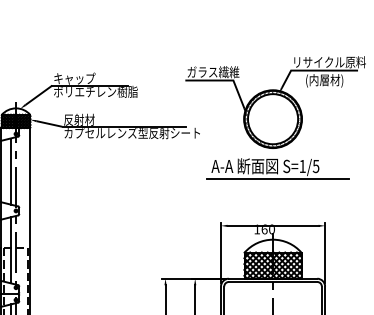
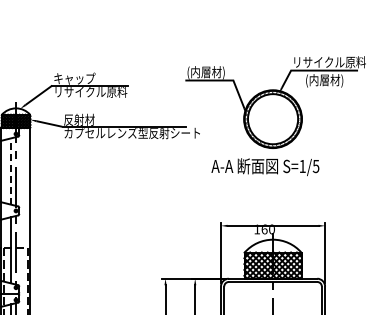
text: ガラス繊維 -> (内層材) (213, 72)
text: ポリエチレン樹脂 -> リサイクル原料 (95, 91)
line: solid -> dashed (10, 171)
line: present -> none (277, 179)
